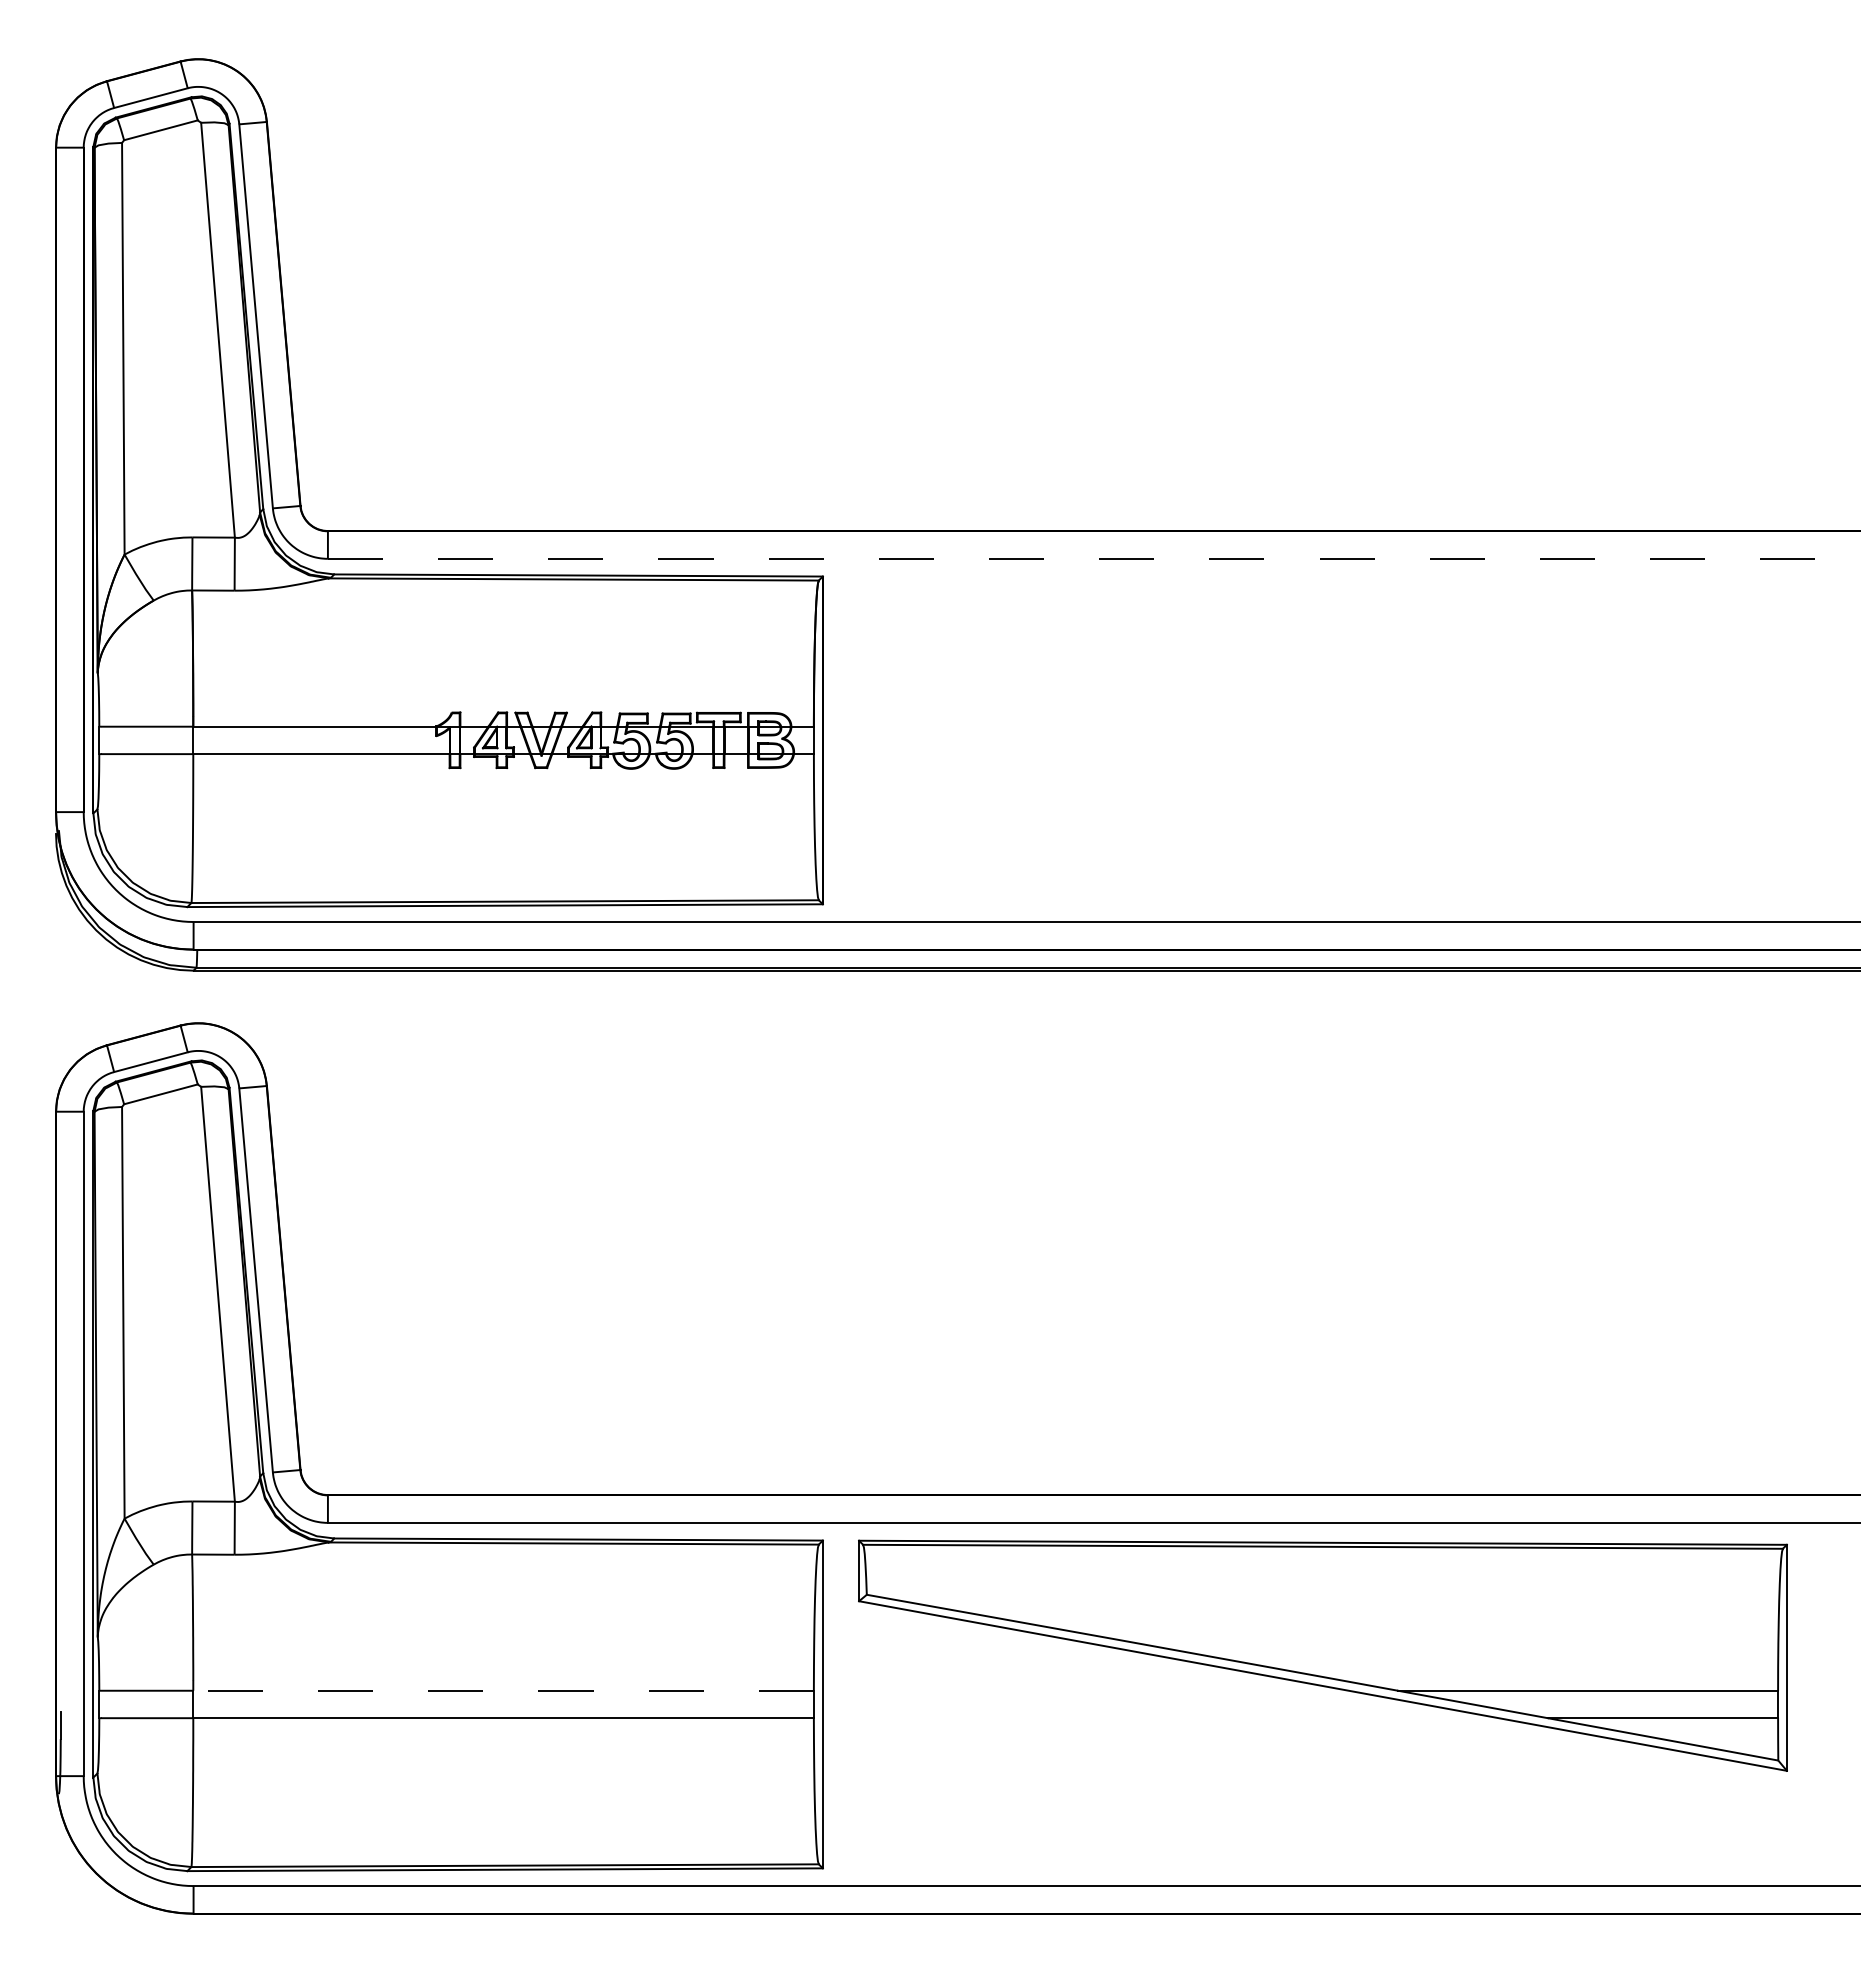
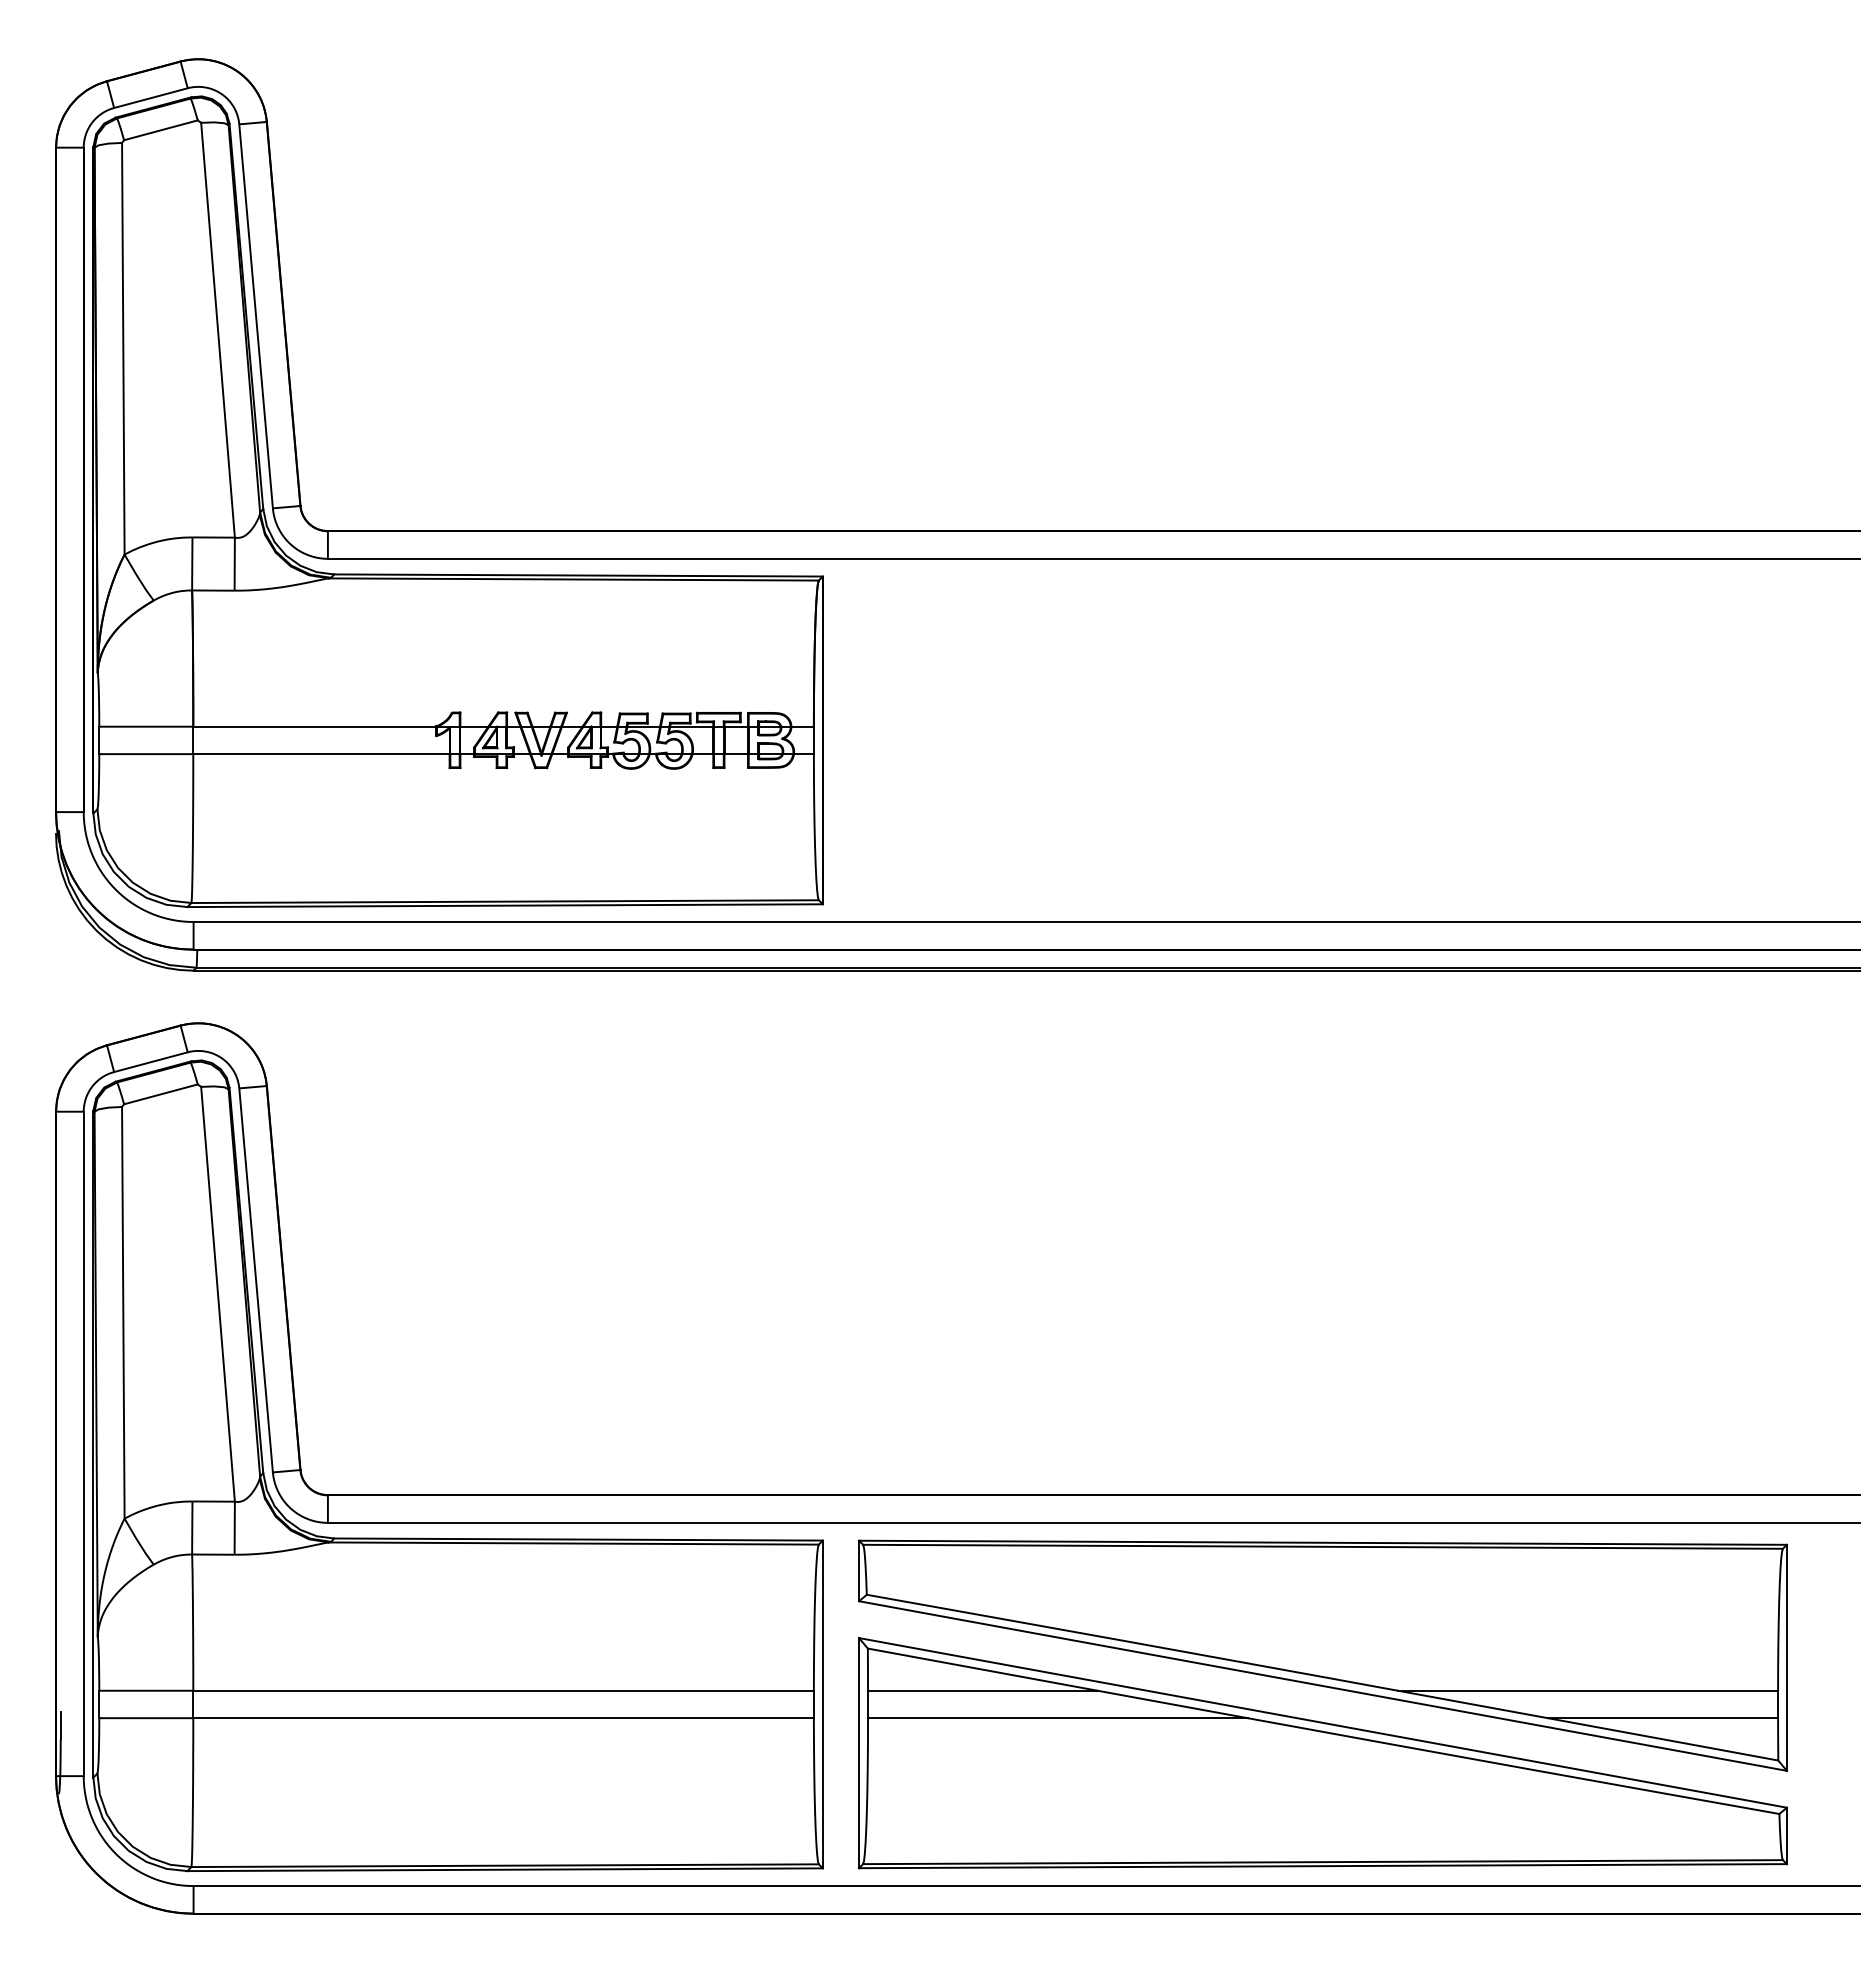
line: dashed -> solid (1094, 558)
line: dashed -> solid (503, 1690)
part: none -> present (1322, 1753)
